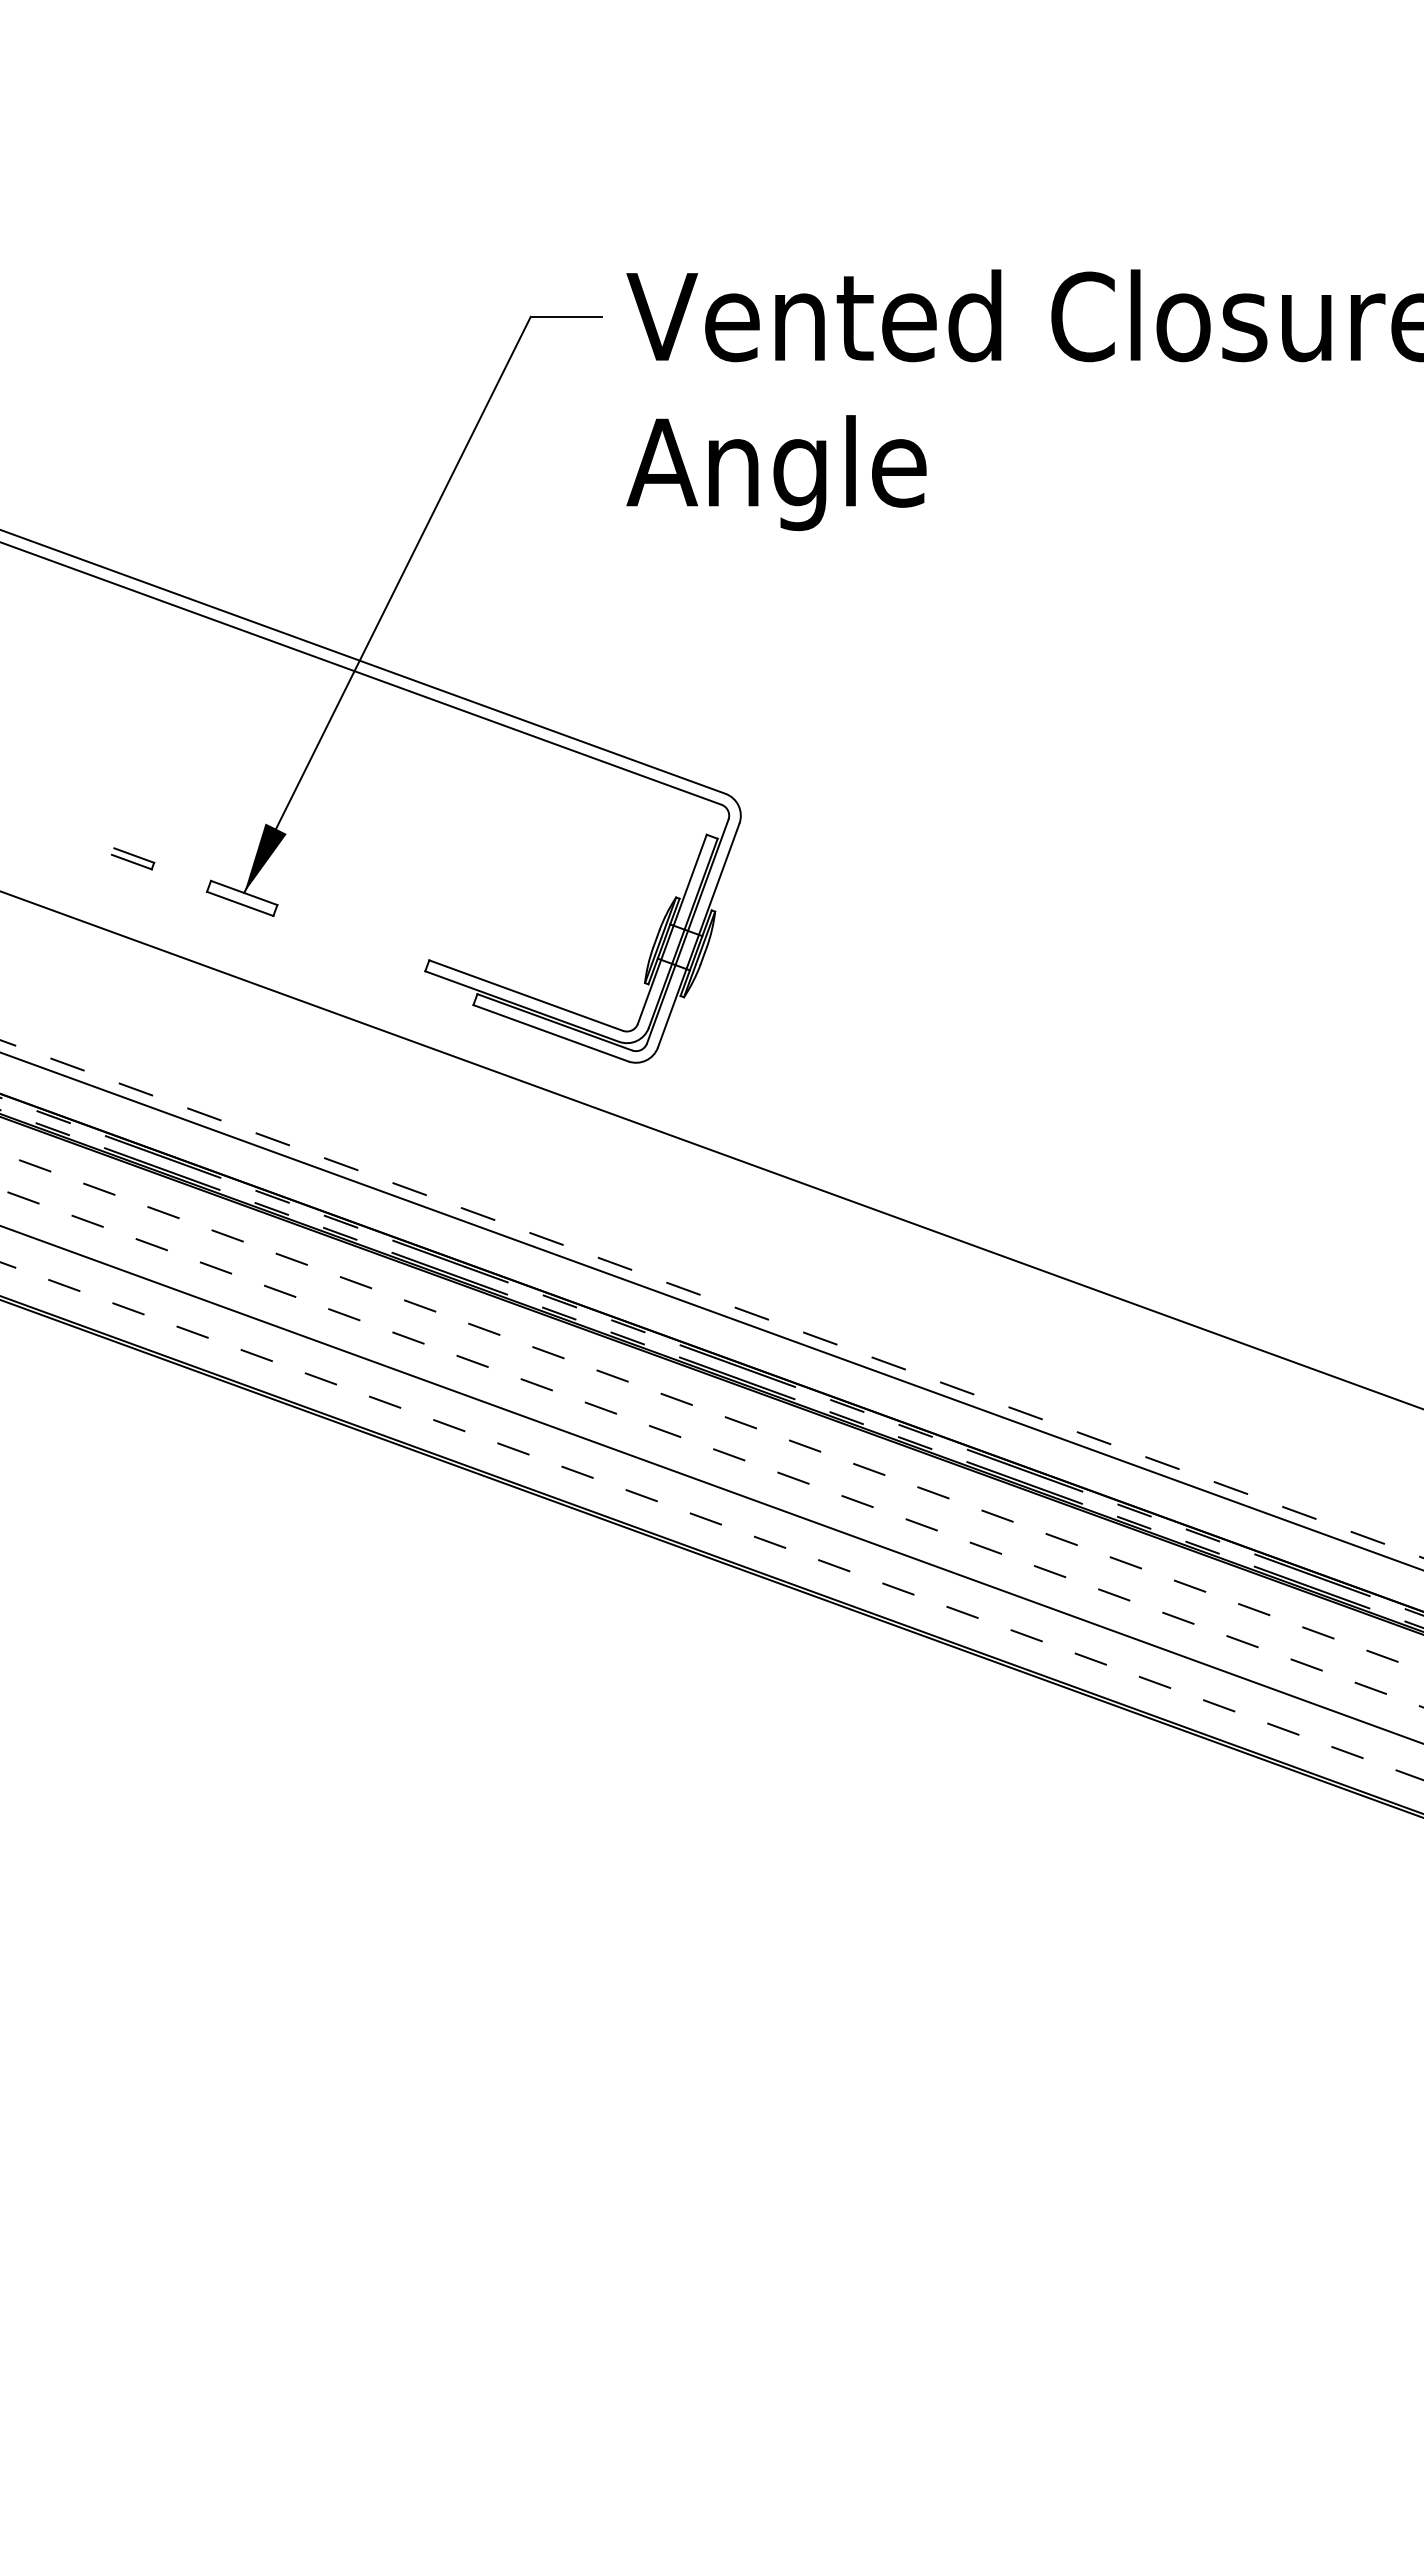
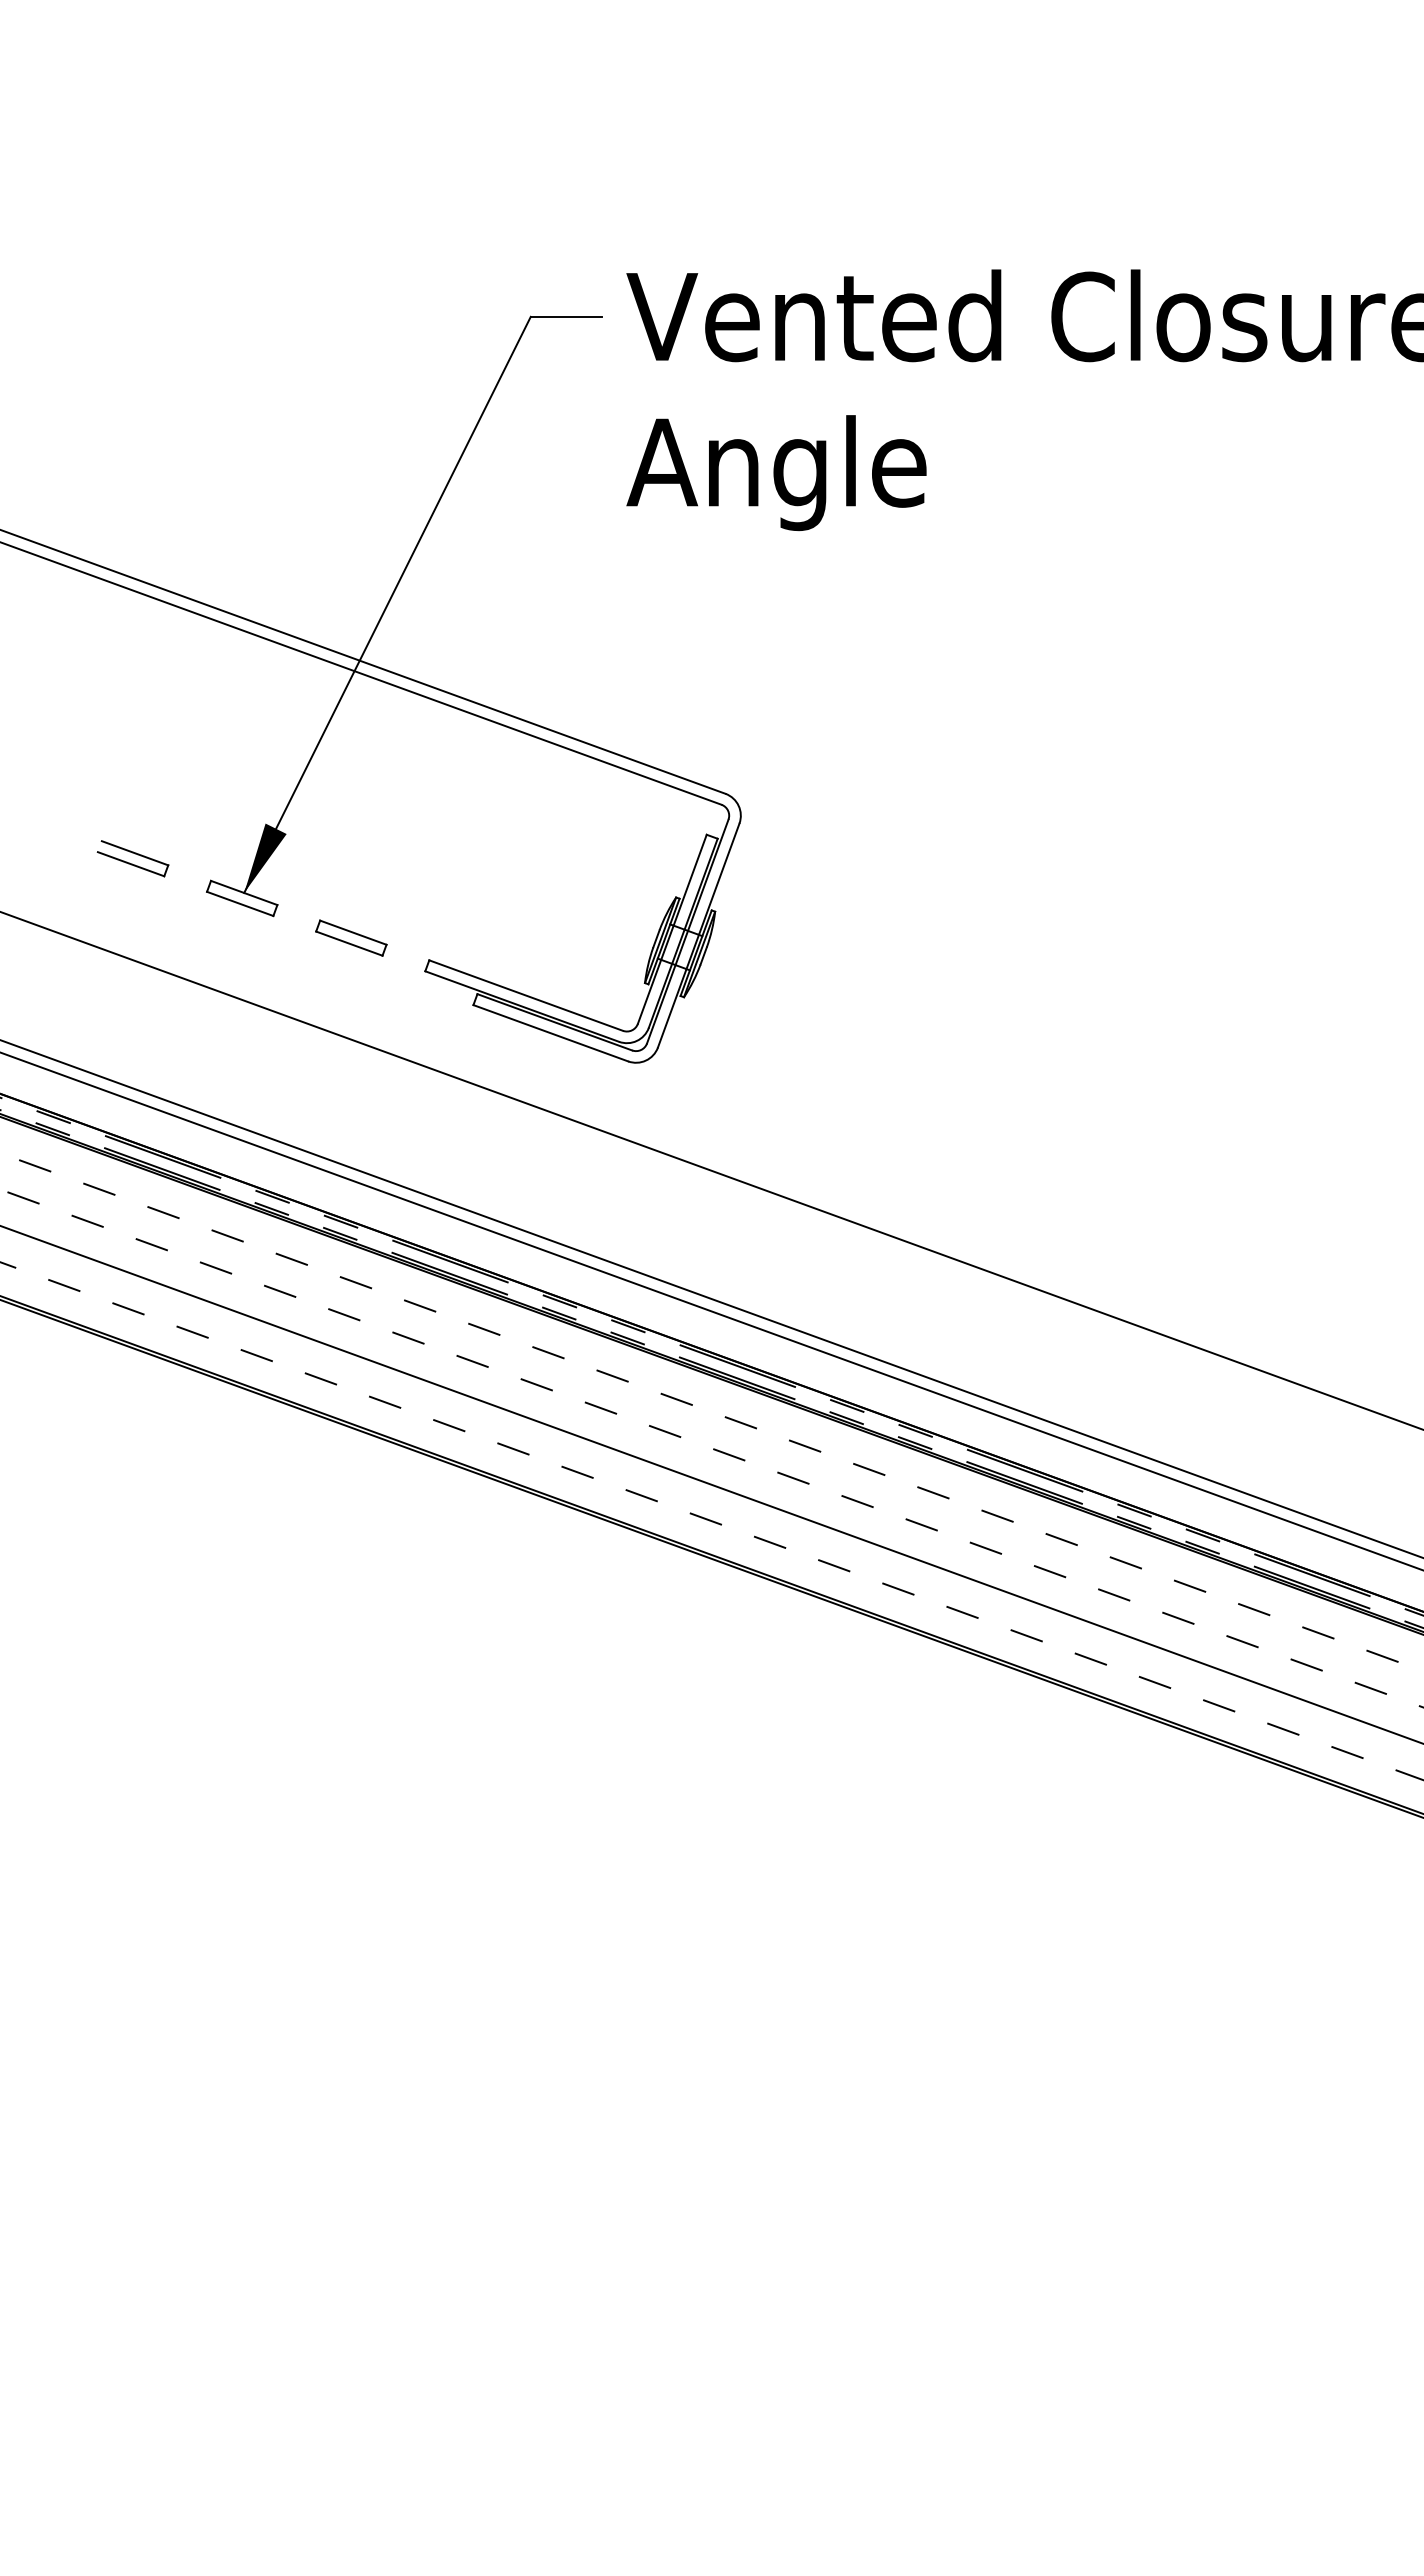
part size: 45x24 px -> 74x38 px (132, 858)
part: none -> present (351, 937)
line position: (711, 1149) -> (711, 1170) (711, 1170)
line: dashed -> solid (712, 1299)
